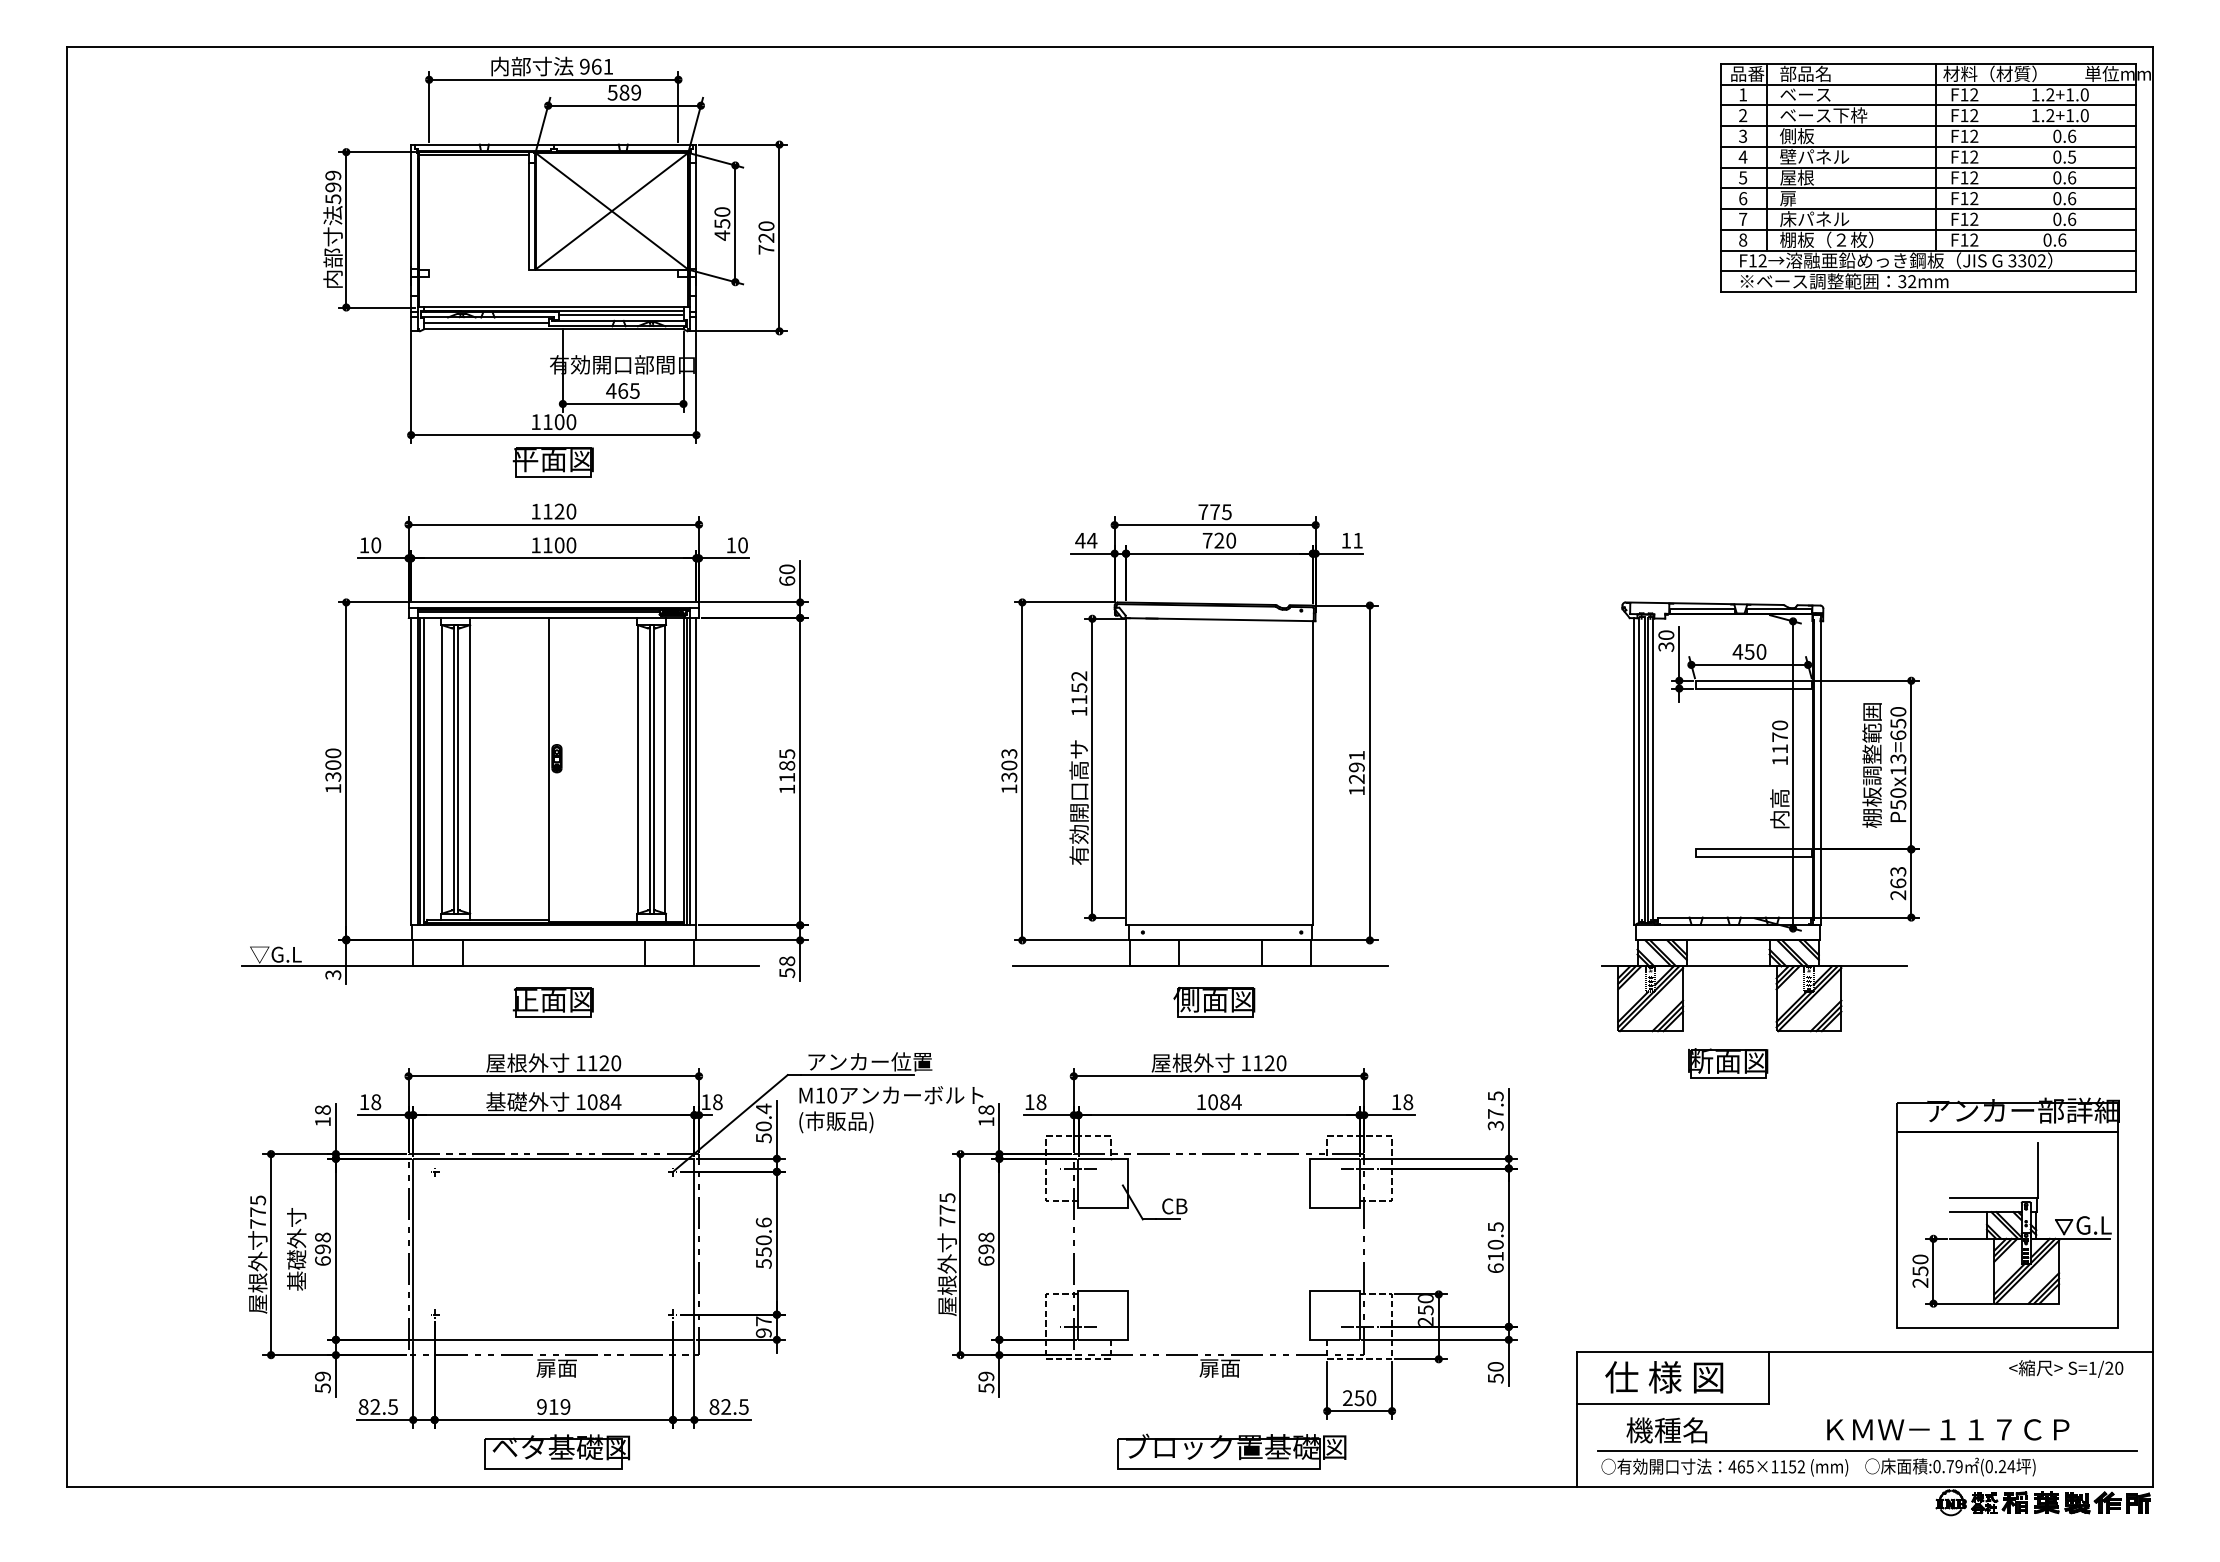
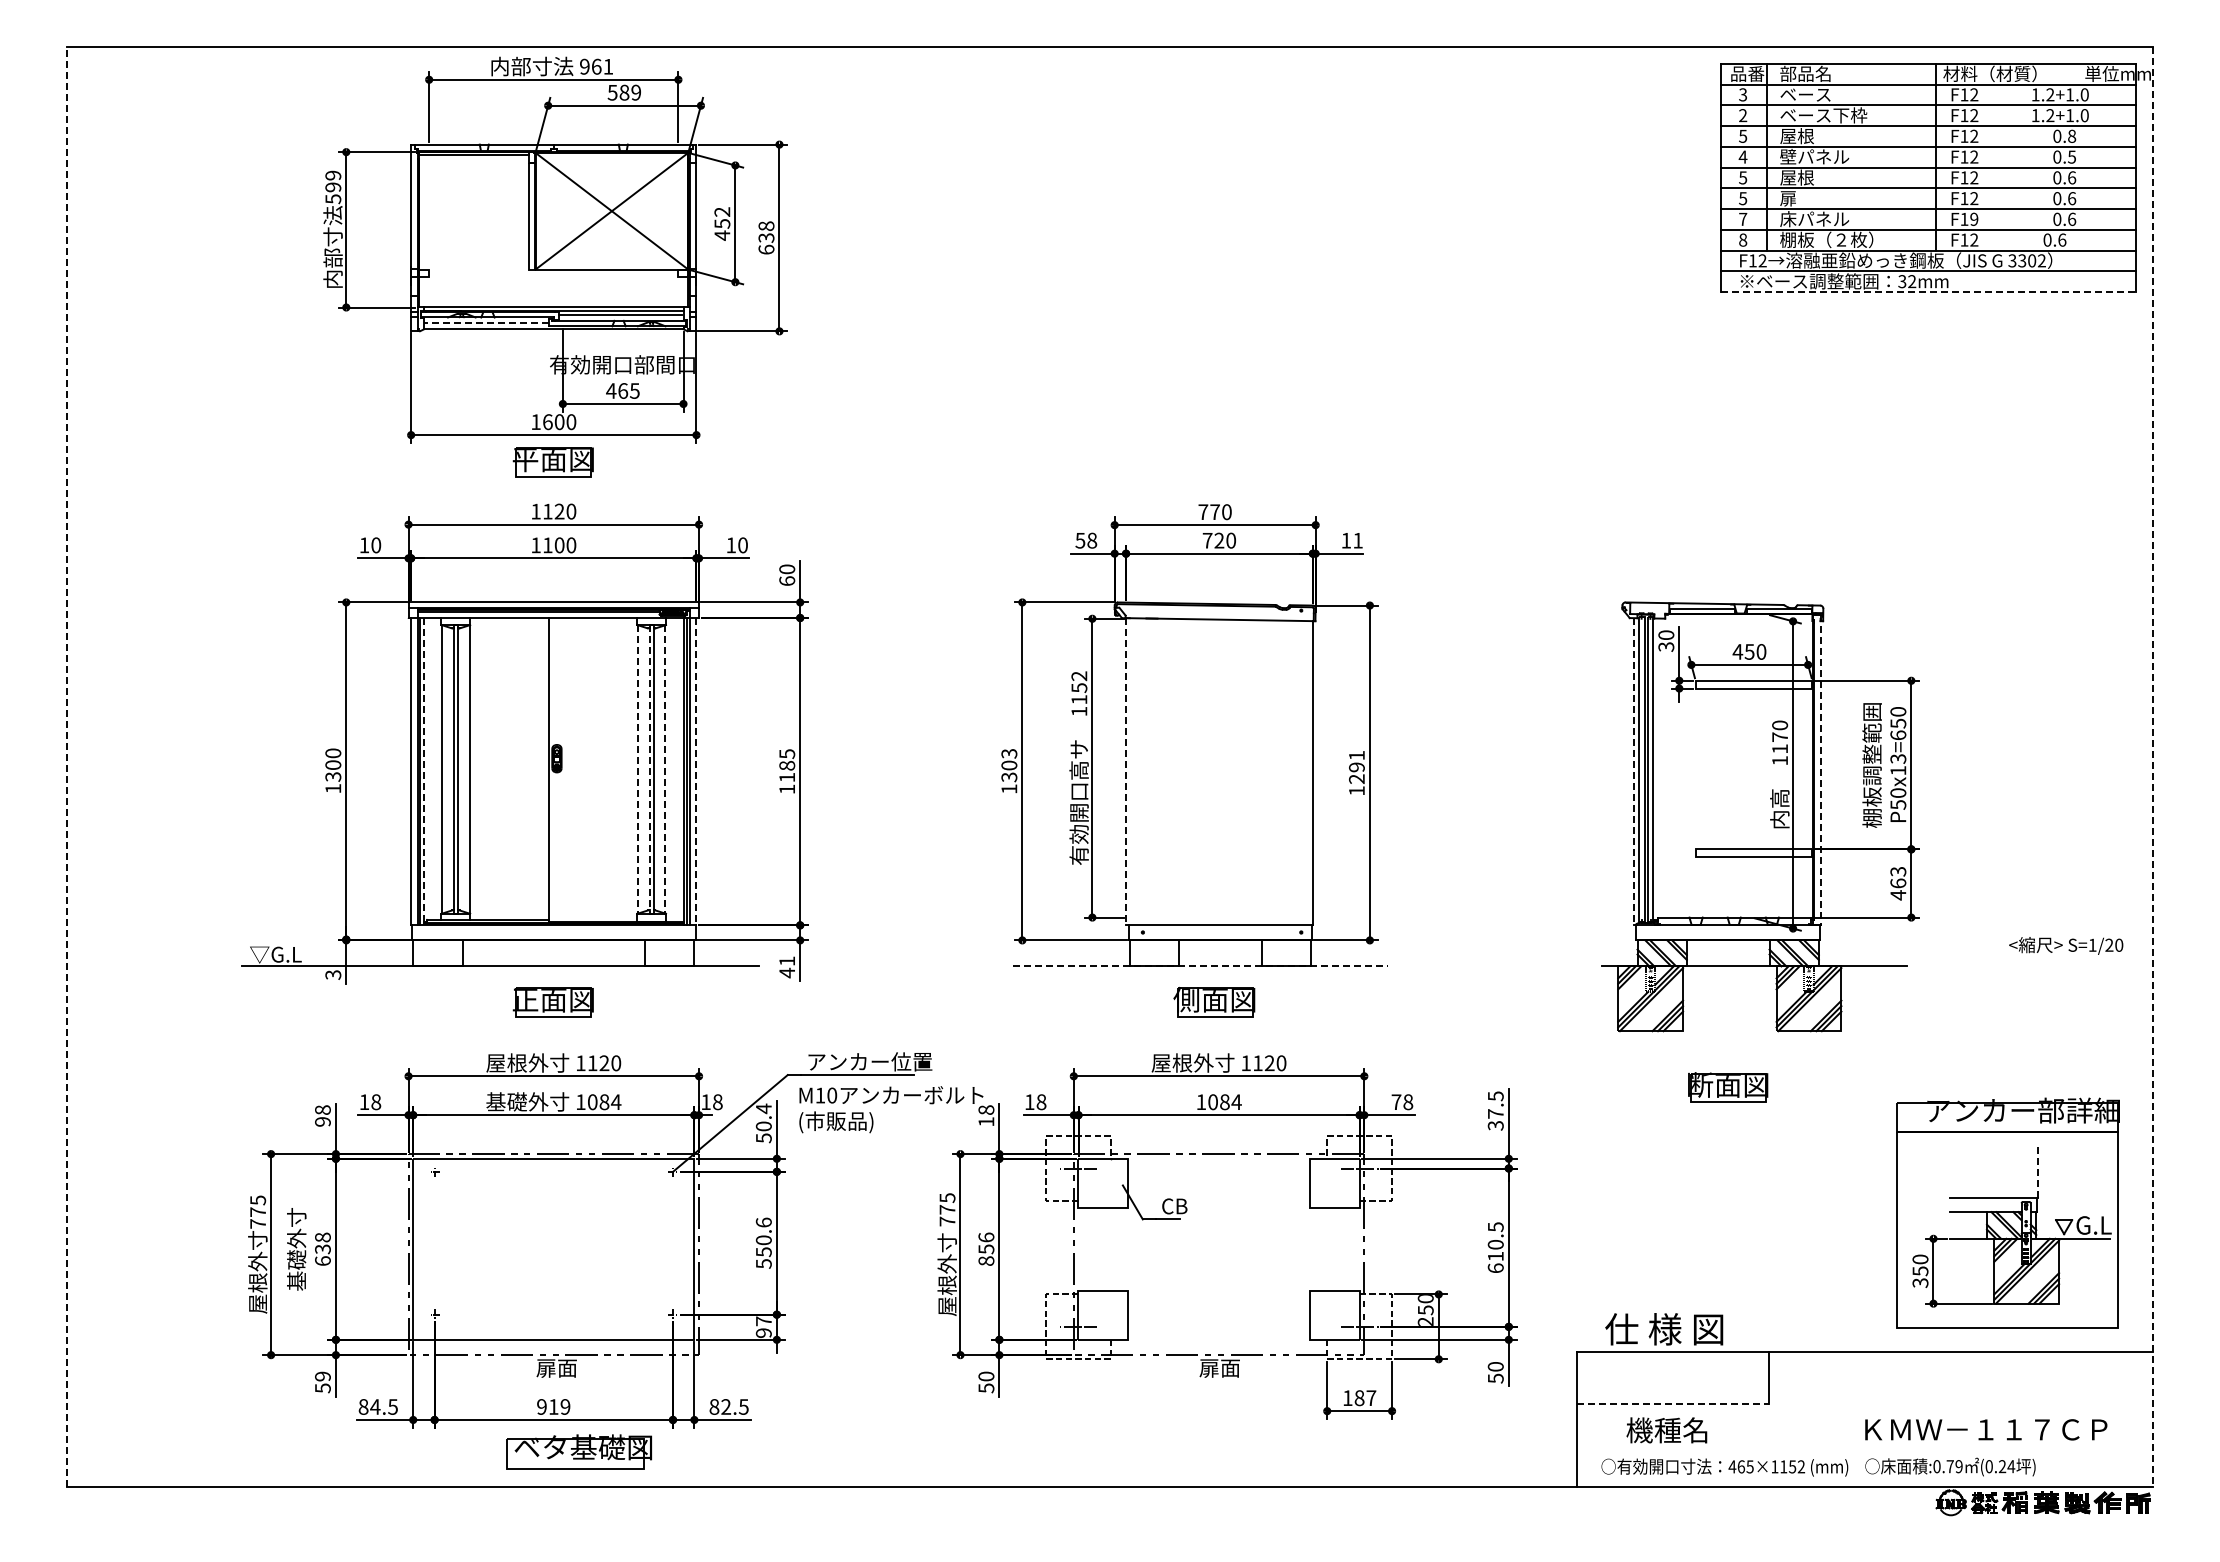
text: 1 -> 3 (1742, 94)
text: 3 -> 5 (1743, 135)
text: 0.6 -> 0.8 (2072, 135)
text: 側板 -> 屋根 (1796, 136)
text: 6 -> 5 (1743, 198)
text: 450 -> 452 (722, 211)
text: F12 -> F19 (1974, 219)
text: 720 -> 638 (766, 237)
line: solid -> dashed (1928, 292)
line: solid -> dashed (485, 323)
text: 1100 -> 1600 (547, 422)
text: 775 -> 770 (1226, 512)
text: 44 -> 58 (1086, 540)
line: solid -> dashed (66, 766)
line: solid -> dashed (2152, 767)
line: solid -> dashed (637, 769)
line: solid -> dashed (649, 769)
line: solid -> dashed (665, 769)
line: solid -> dashed (1820, 770)
line: solid -> dashed (424, 771)
line: solid -> dashed (696, 771)
line: solid -> dashed (1126, 771)
line: solid -> dashed (1633, 771)
text: 263 -> 463 (1898, 895)
line: solid -> dashed (1200, 966)
text: 58 -> 41 (787, 967)
part position: (1728, 1063) -> (1728, 1087) (1728, 1087)
text: 18 -> 78 (1396, 1101)
text: 18 -> 98 (322, 1121)
line: solid -> dashed (2037, 1170)
text: 698 -> 856 (986, 1248)
text: 698 -> 638 (322, 1249)
text: 250 -> 350 (1920, 1283)
text position: (2066, 1368) -> (2066, 945) (2066, 945)
text: 59 -> 50 (986, 1376)
text position: (1664, 1377) -> (1664, 1329) (1664, 1329)
text: 250 -> 187 (1359, 1398)
line: solid -> dashed (1673, 1403)
text: 82.5 -> 84.5 (375, 1406)
text position: (1948, 1429) -> (1986, 1429) (1986, 1429)
part position: (556, 1451) -> (578, 1451) (578, 1451)
part: present -> none (1231, 1451)
line: present -> none (1867, 1451)
